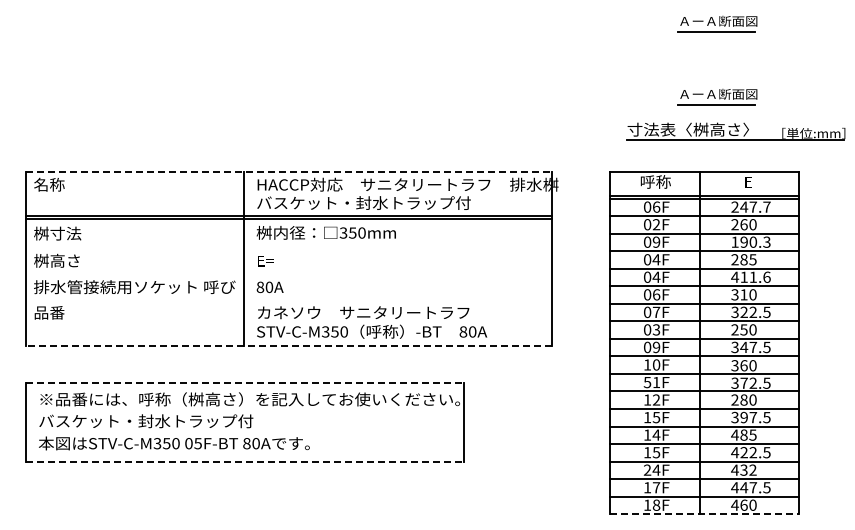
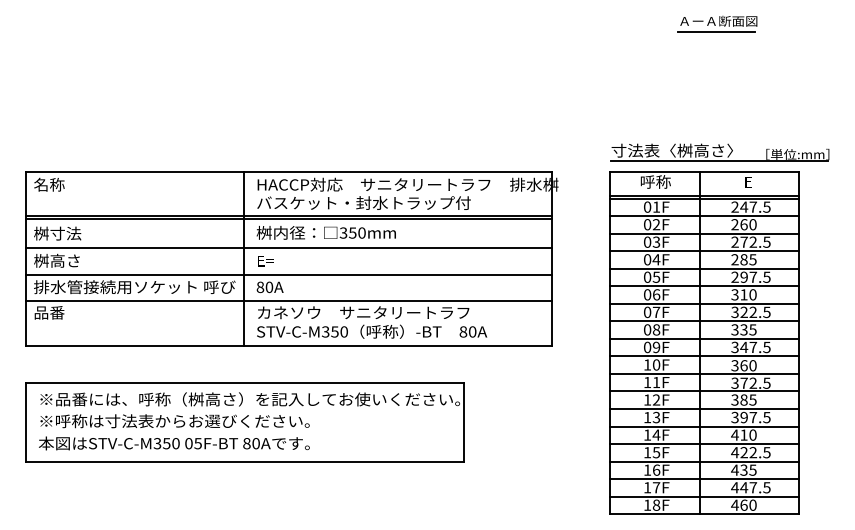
part: present -> none (717, 97)
part position: (735, 131) -> (719, 152) (719, 152)
line: dashed -> solid (288, 172)
text: 06F -> 01F (656, 206)
text: 247.7 -> 247.5 (766, 206)
text: 190.3 -> 272.5 (750, 241)
text: 09F -> 03F (656, 242)
line: none -> present (288, 248)
line: none -> present (288, 274)
text: 04F -> 05F (656, 276)
text: 411.6 -> 297.5 (750, 276)
line: none -> present (288, 300)
text: 03F -> 08F (656, 329)
text: 250 -> 335 (743, 329)
line: dashed -> solid (288, 346)
line: dashed -> solid (245, 382)
text: 51F -> 11F (647, 382)
text: 280 -> 385 (743, 399)
text: 15F -> 13F (656, 416)
text: バスケット・封水トラップ付 -> ※呼称は寸法表からお選びください。 (174, 421)
text: 485 -> 410 (748, 434)
line: dashed -> solid (245, 461)
text: 24F -> 16F (651, 469)
text: 432 -> 435 (752, 469)
line: dashed -> solid (704, 514)
